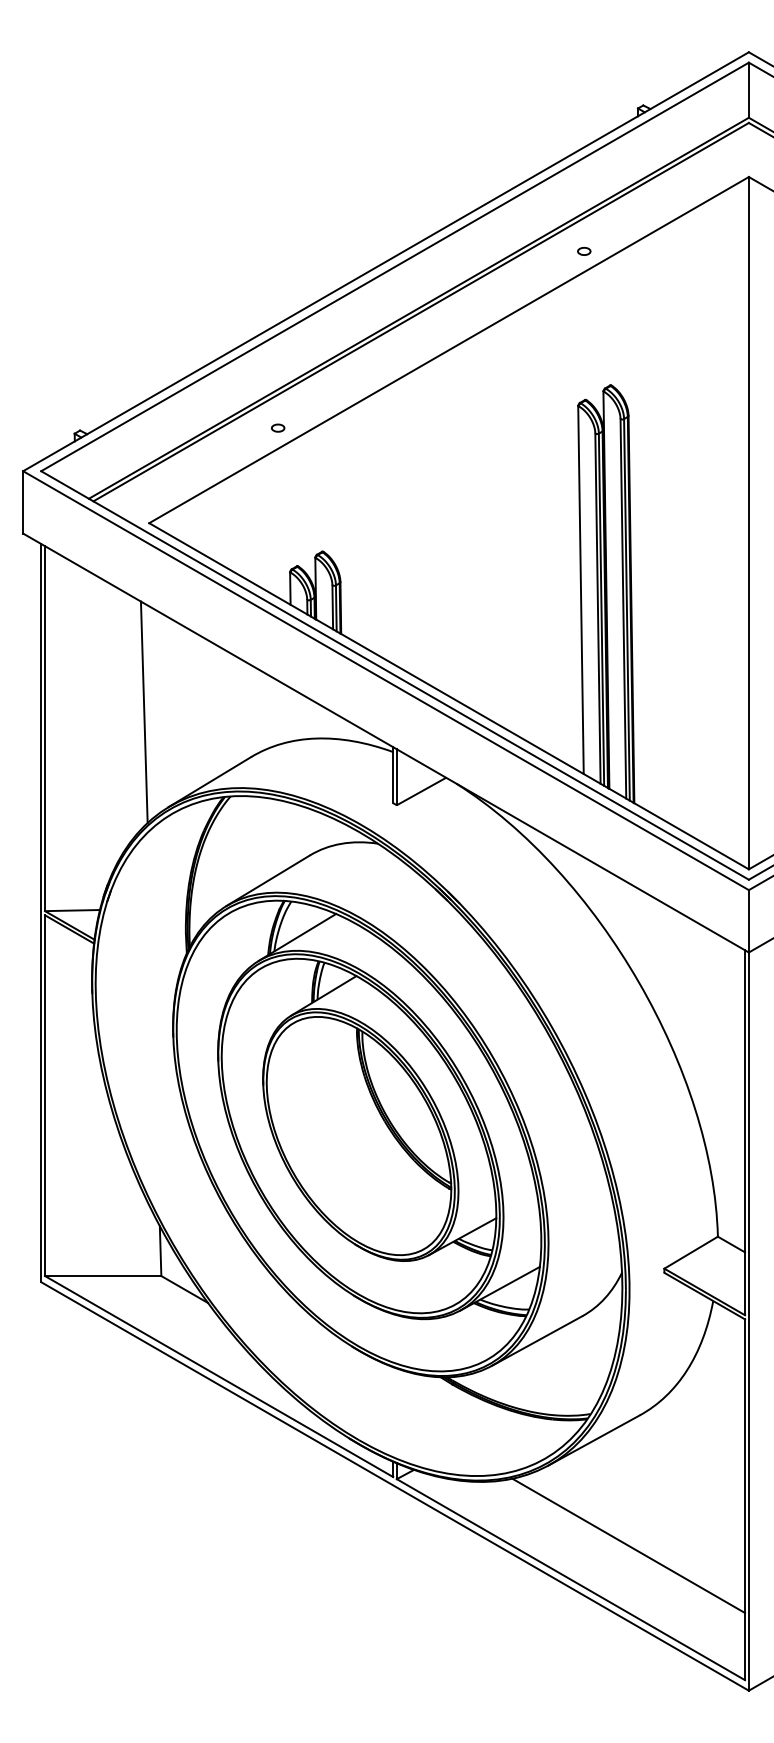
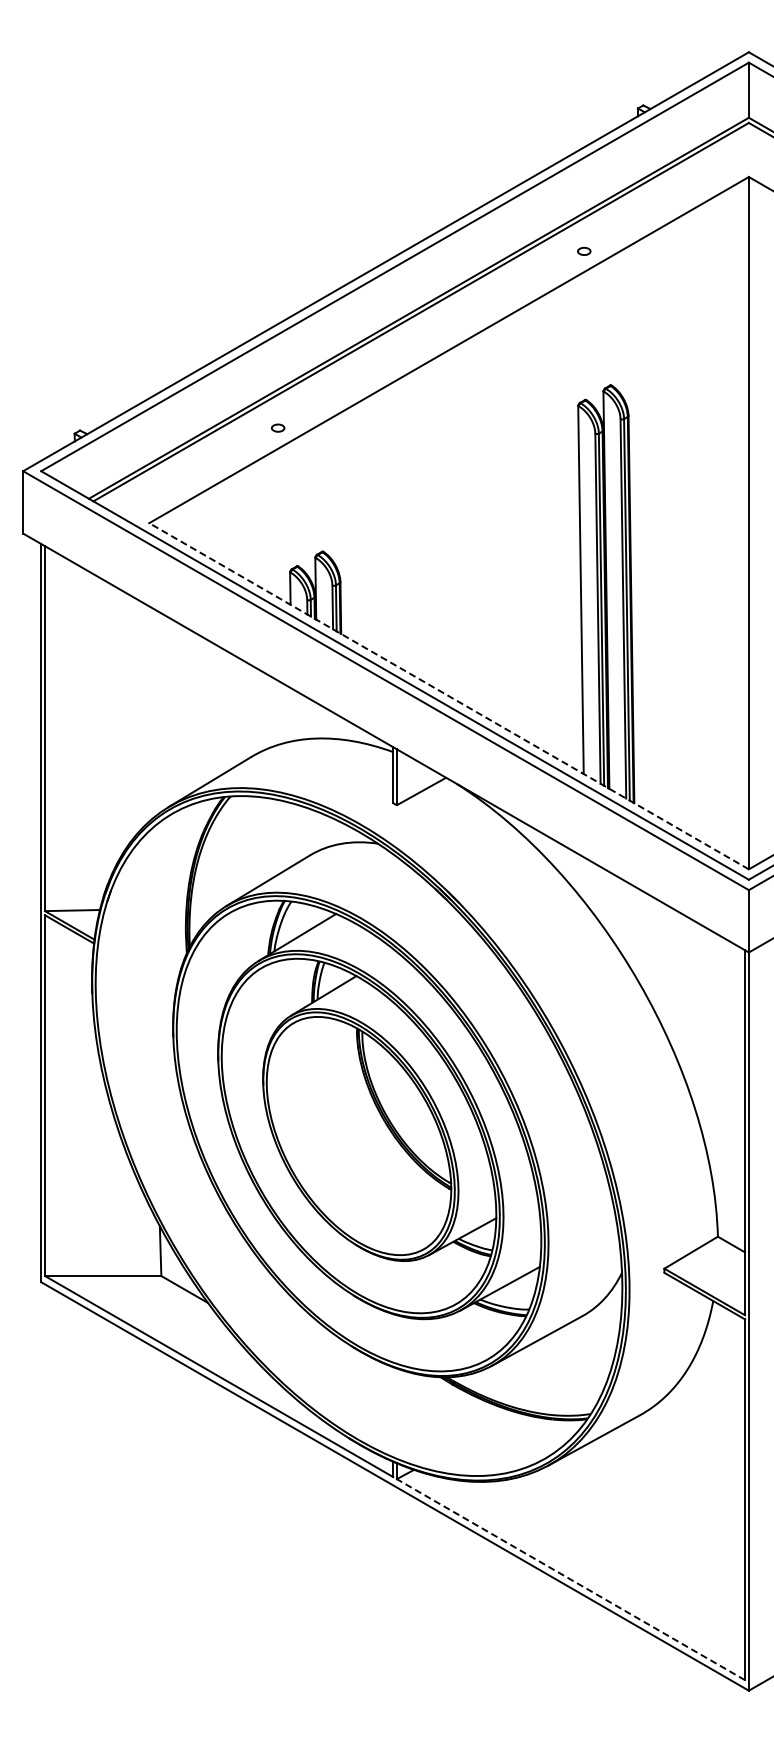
line: solid -> dashed (448, 696)
line: present -> none (143, 711)
line: present -> none (628, 1545)
line: solid -> dashed (570, 1579)
